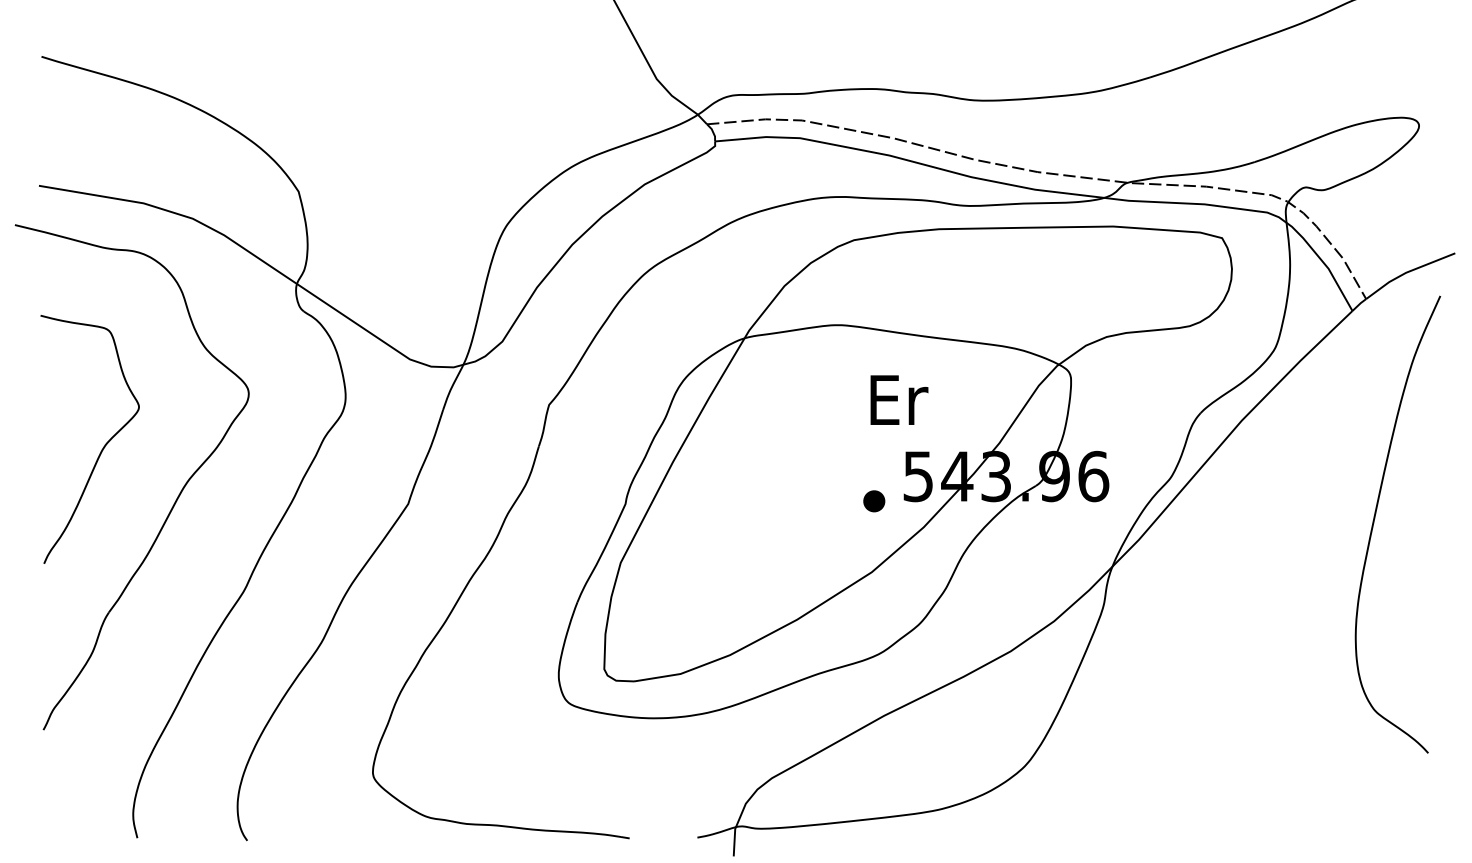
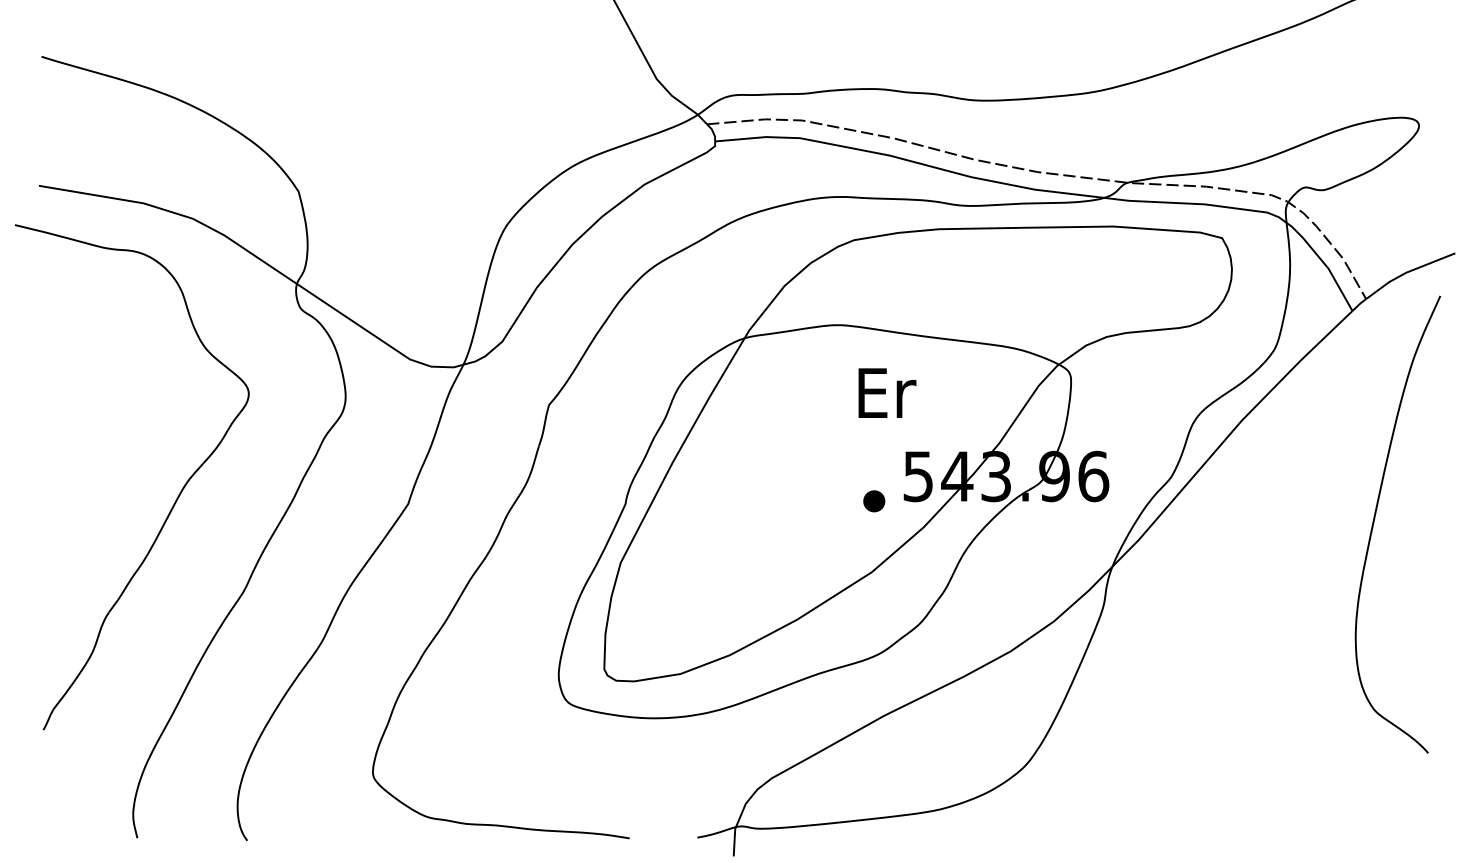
text position: (899, 399) -> (887, 392) (887, 392)
curve: present -> none (101, 449)
